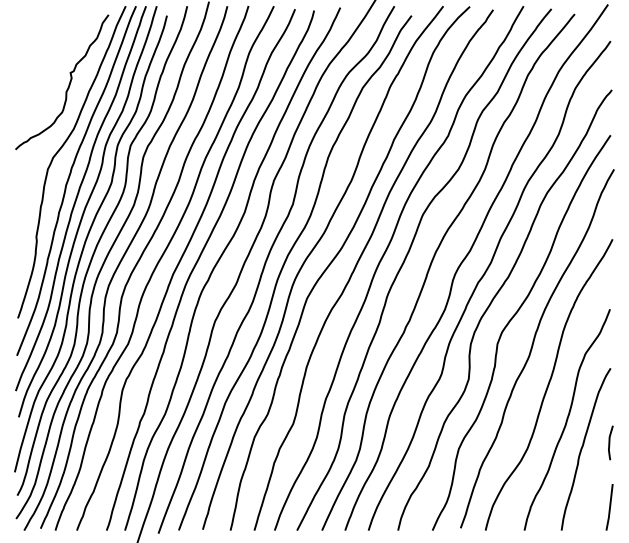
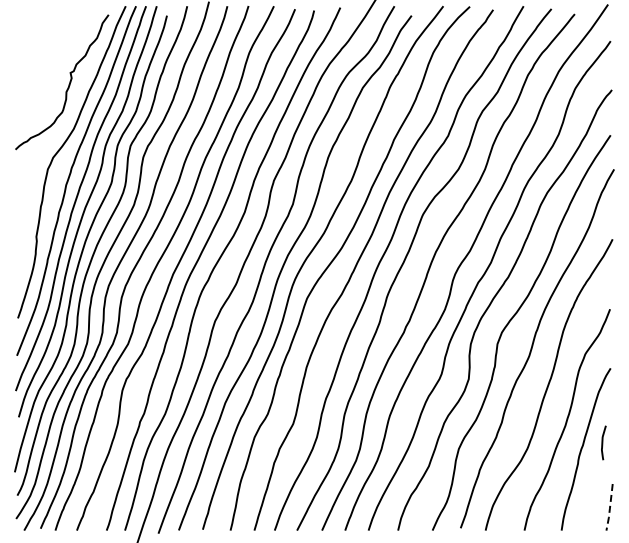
curve position: (610, 442) -> (603, 442) (603, 442)
line: solid -> dashed (609, 508)
